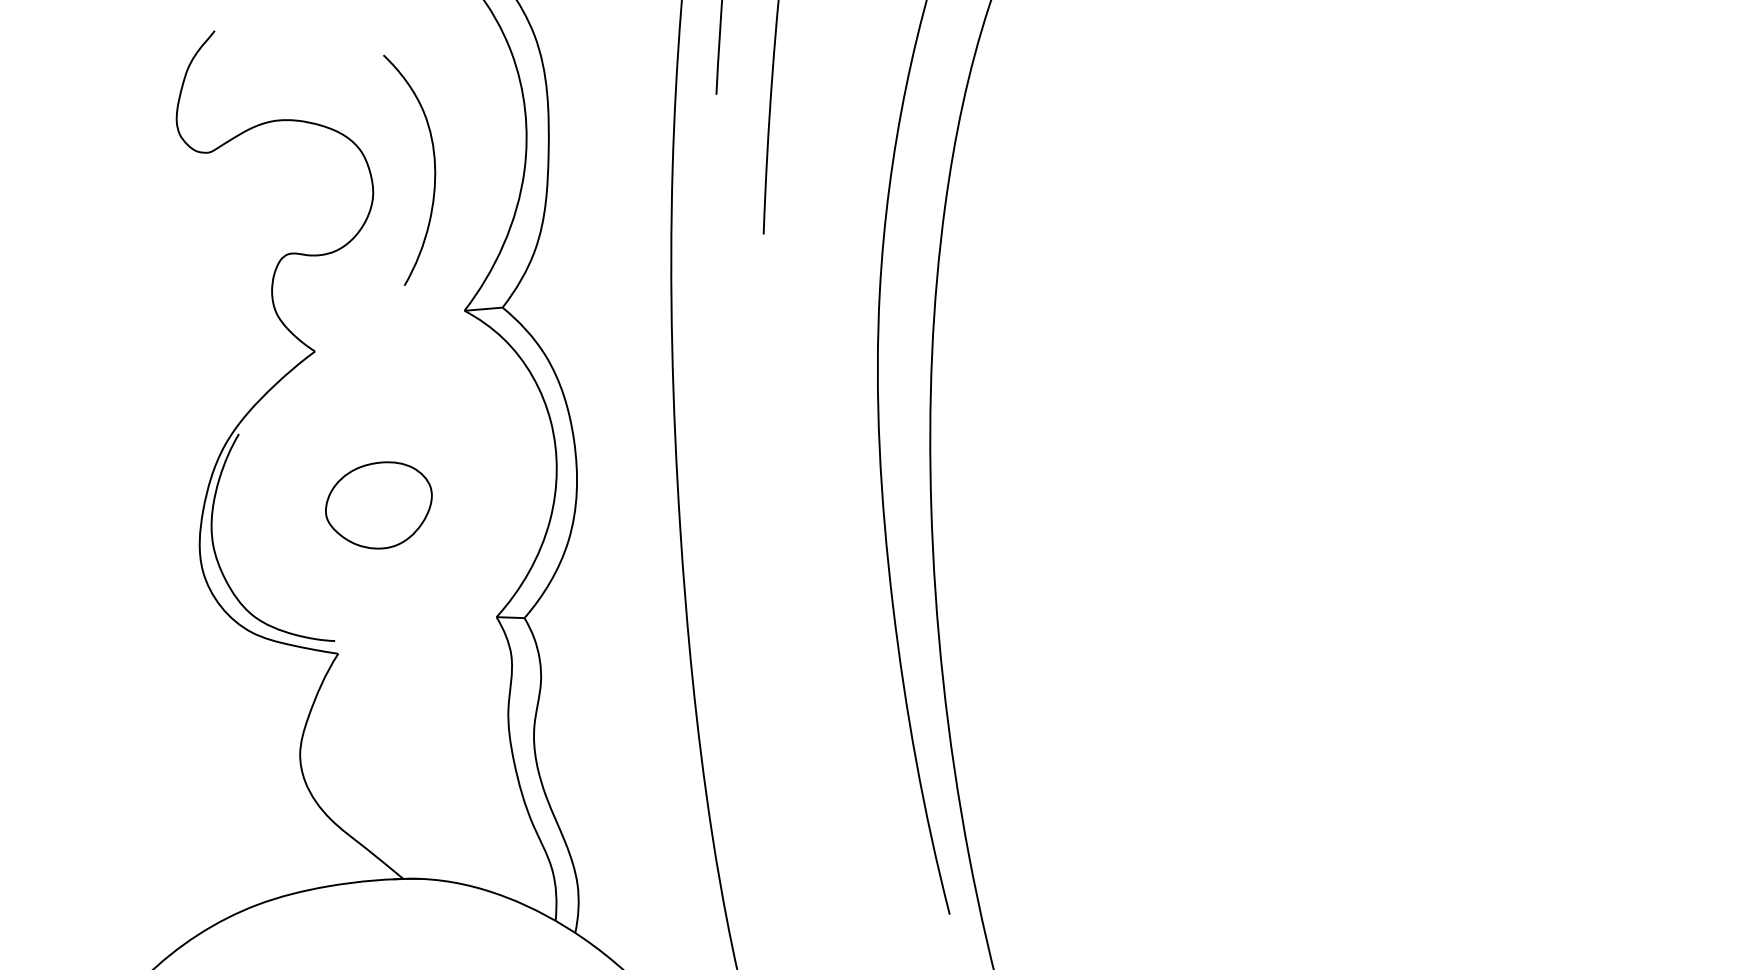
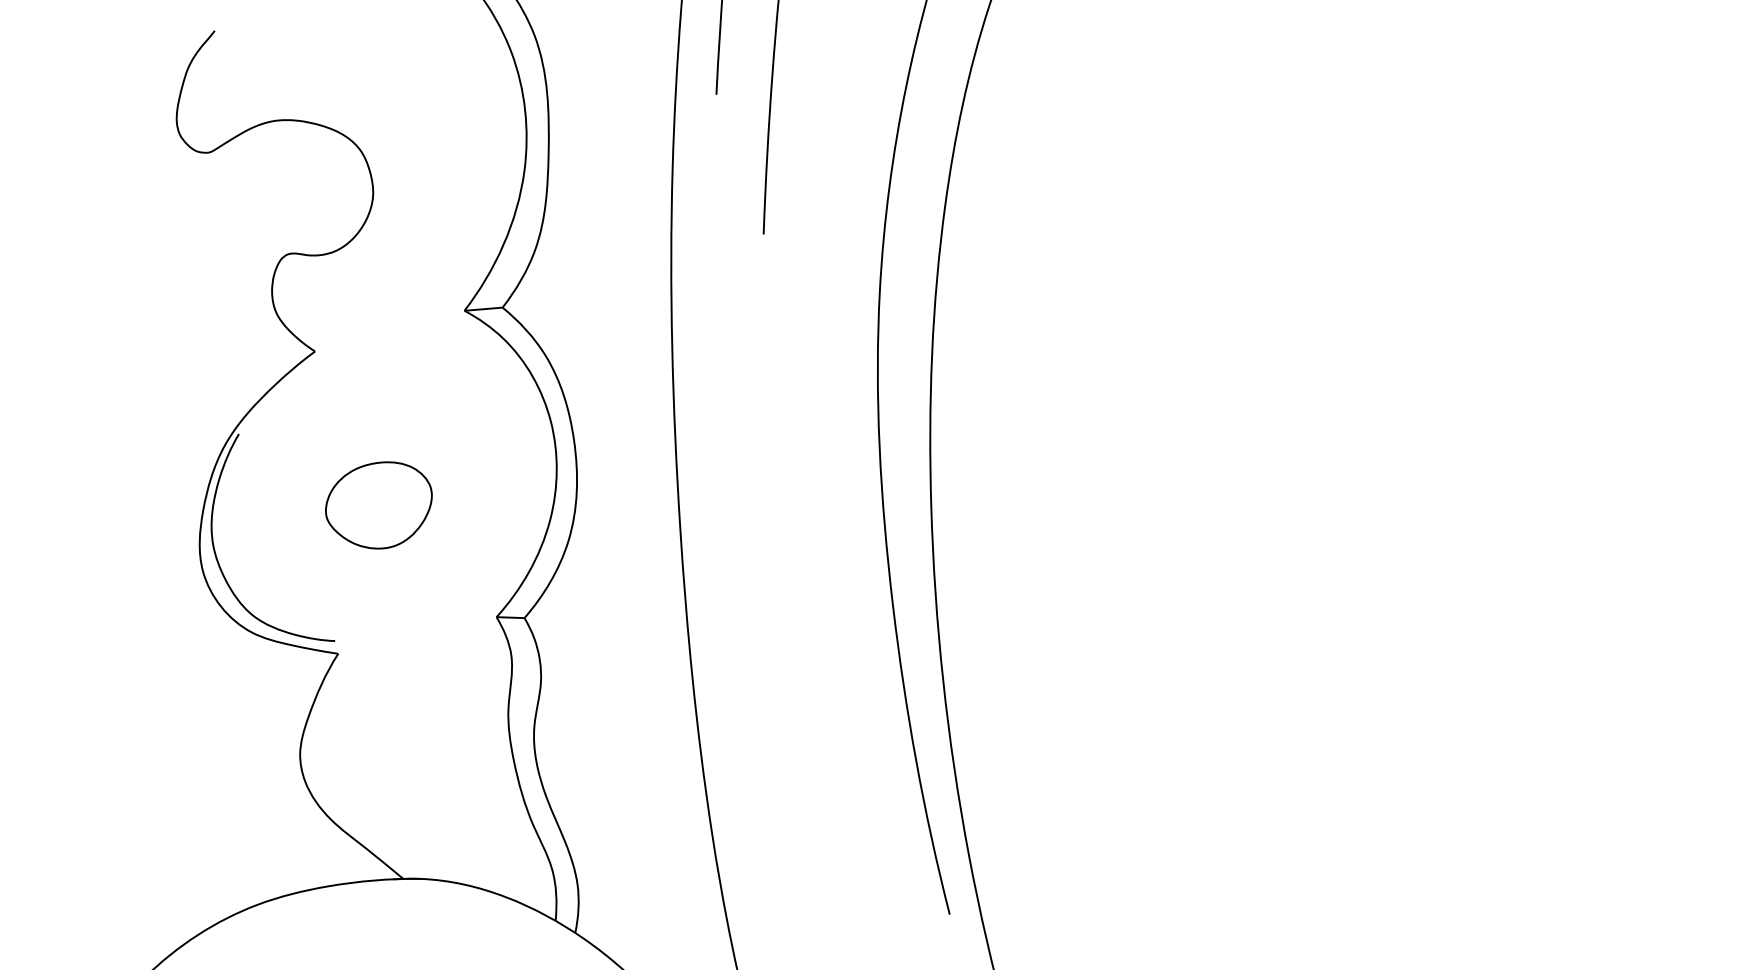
curve: present -> none (434, 169)
